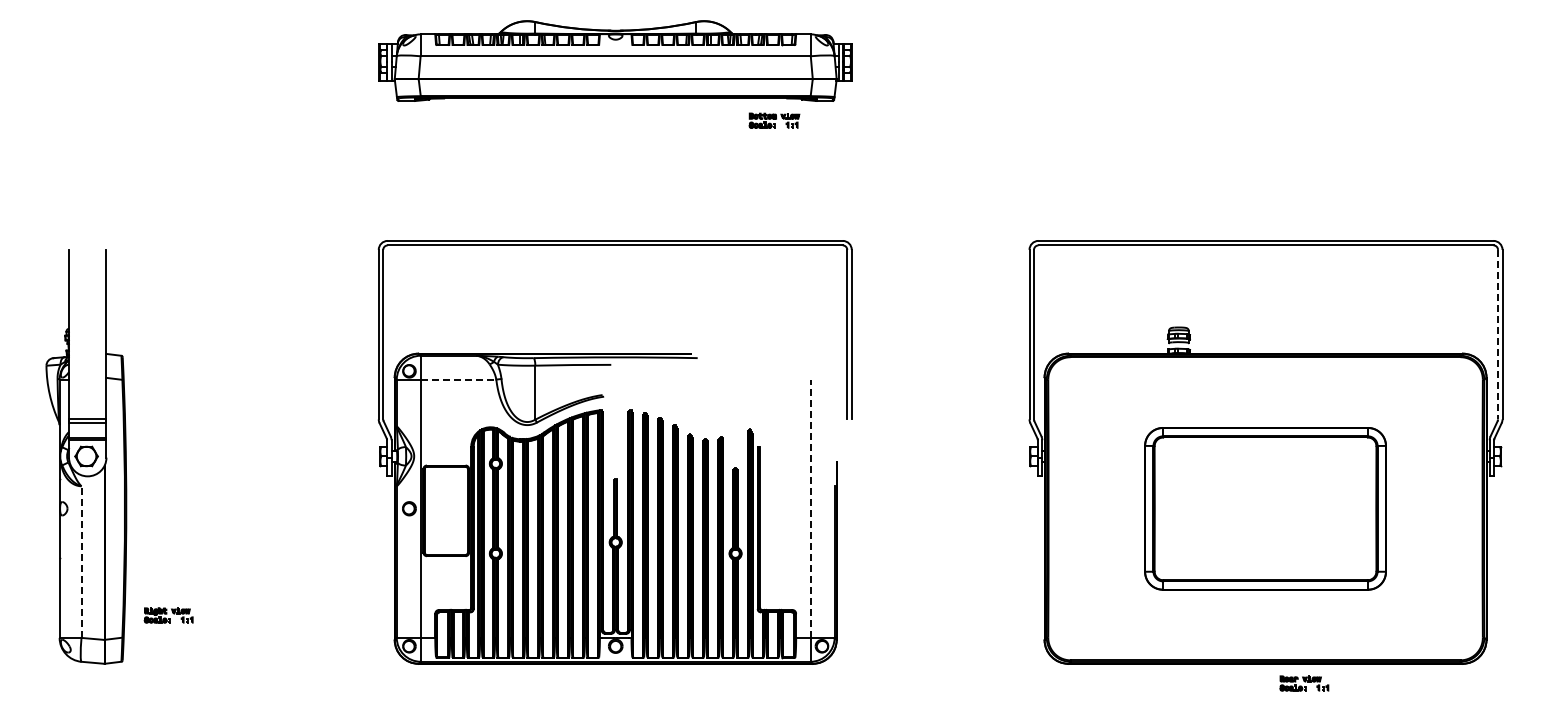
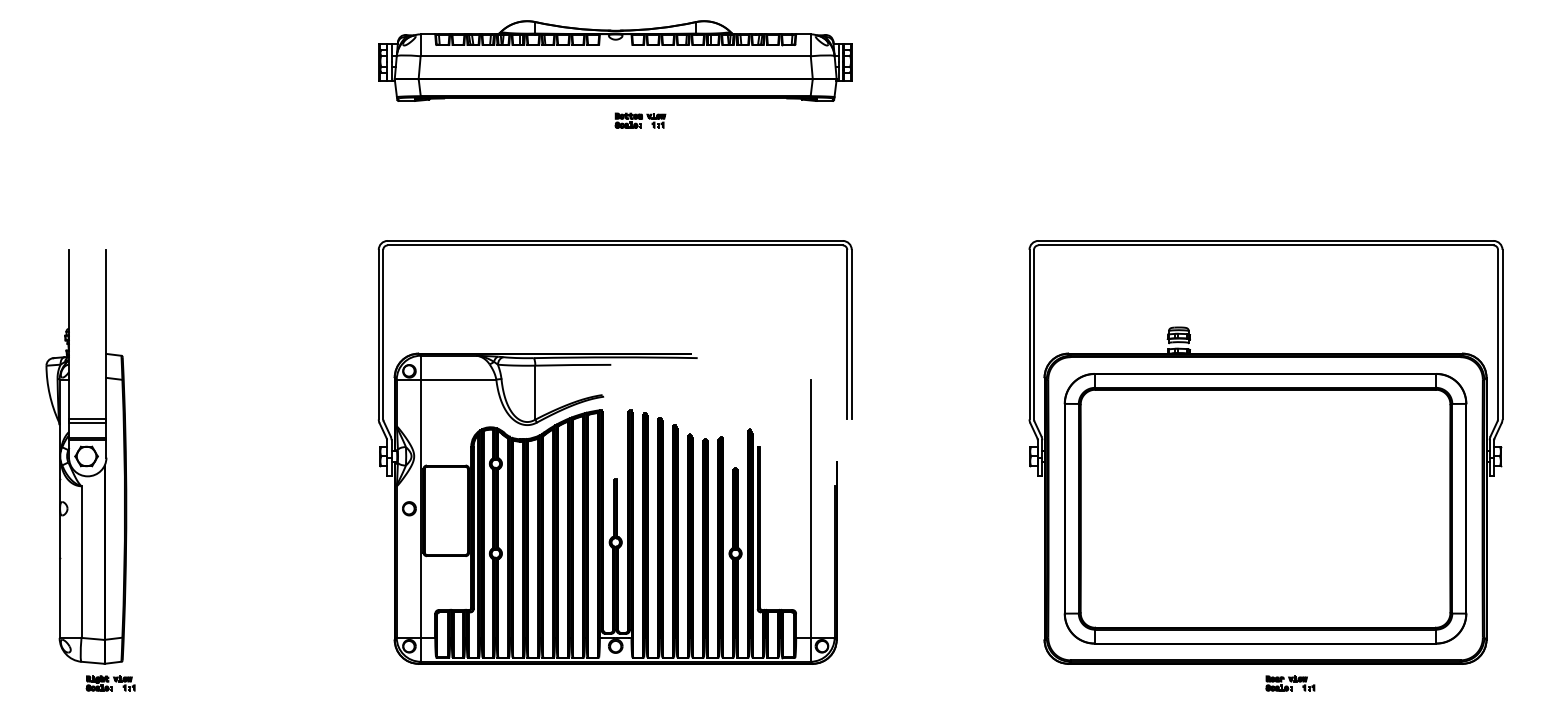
part position: (774, 120) -> (640, 120) (640, 120)
line: dashed -> solid (1498, 334)
line: dashed -> solid (458, 379)
line: dashed -> solid (810, 508)
part size: 243x164 px -> 405x272 px (1265, 508)
line: dashed -> solid (81, 562)
part position: (168, 615) -> (110, 683) (110, 683)
part position: (1304, 683) -> (1290, 683) (1290, 683)
